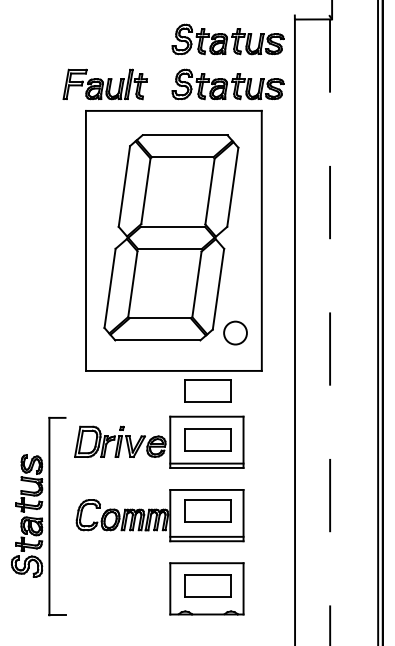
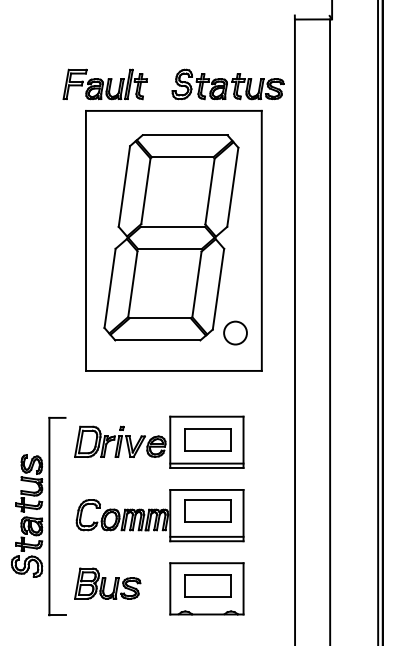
part: present -> none (227, 39)
line: dashed -> solid (330, 332)
part: present -> none (207, 390)
part: none -> present (107, 583)
